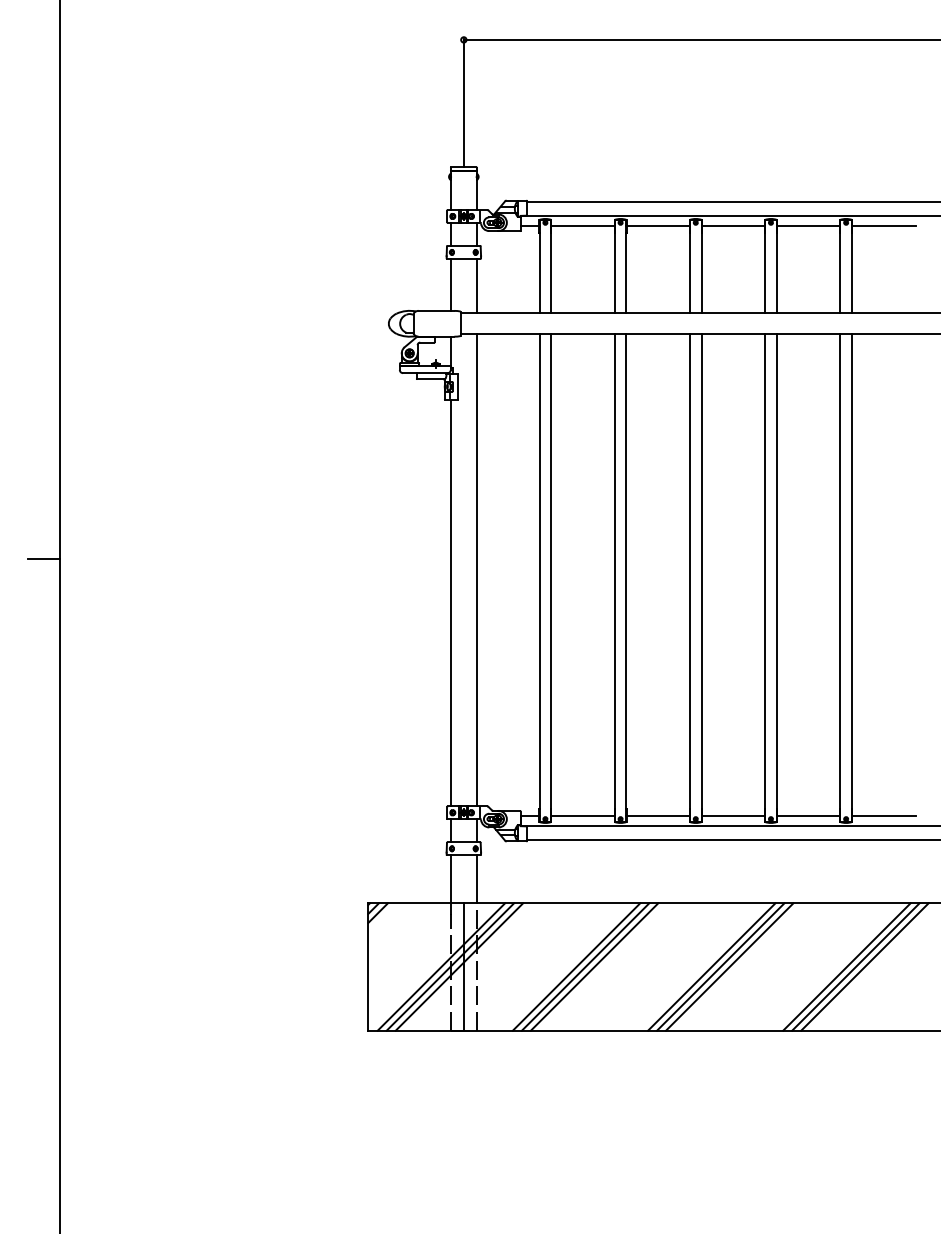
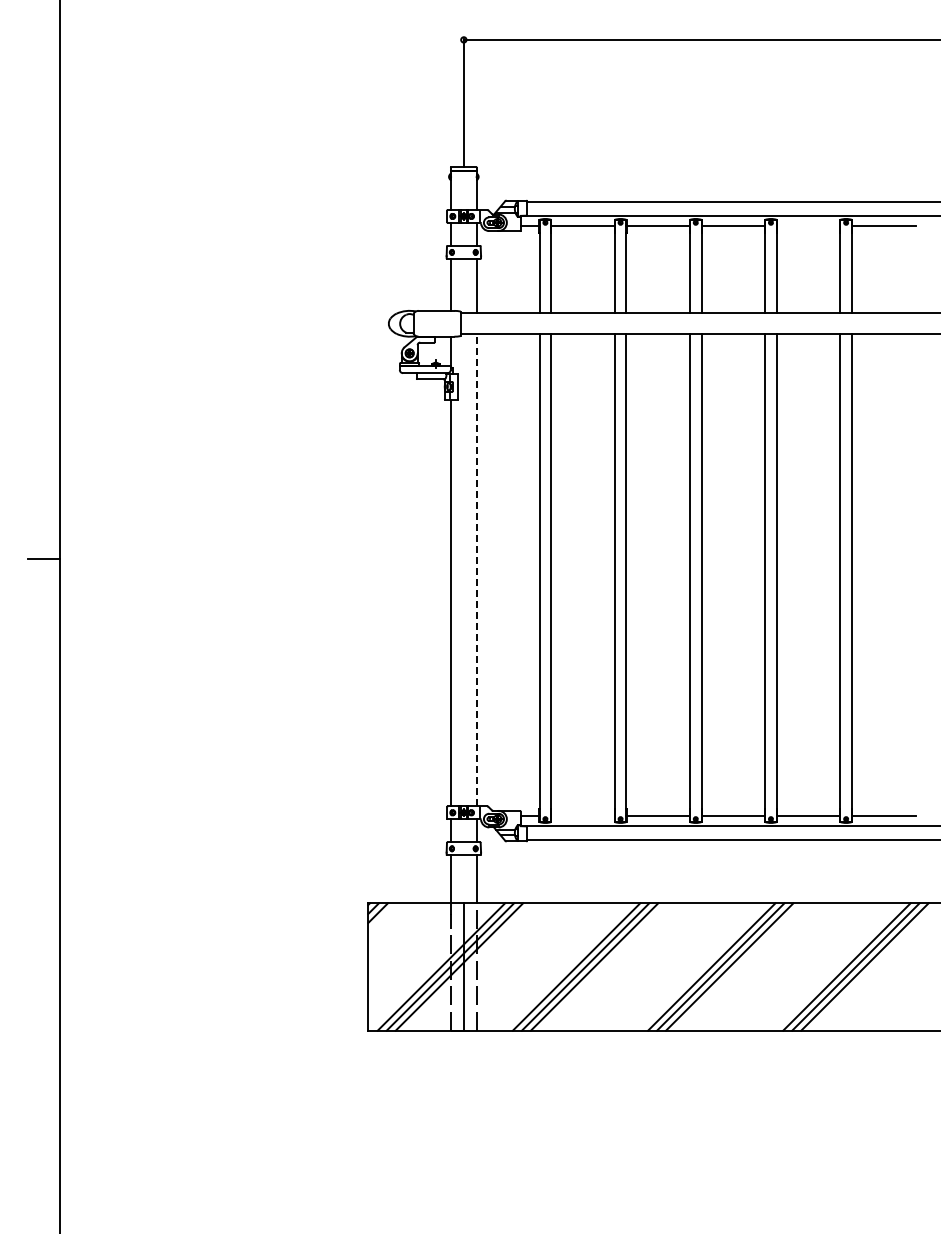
line: present -> none (808, 225)
line: solid -> dashed (476, 569)
line: present -> none (582, 815)
